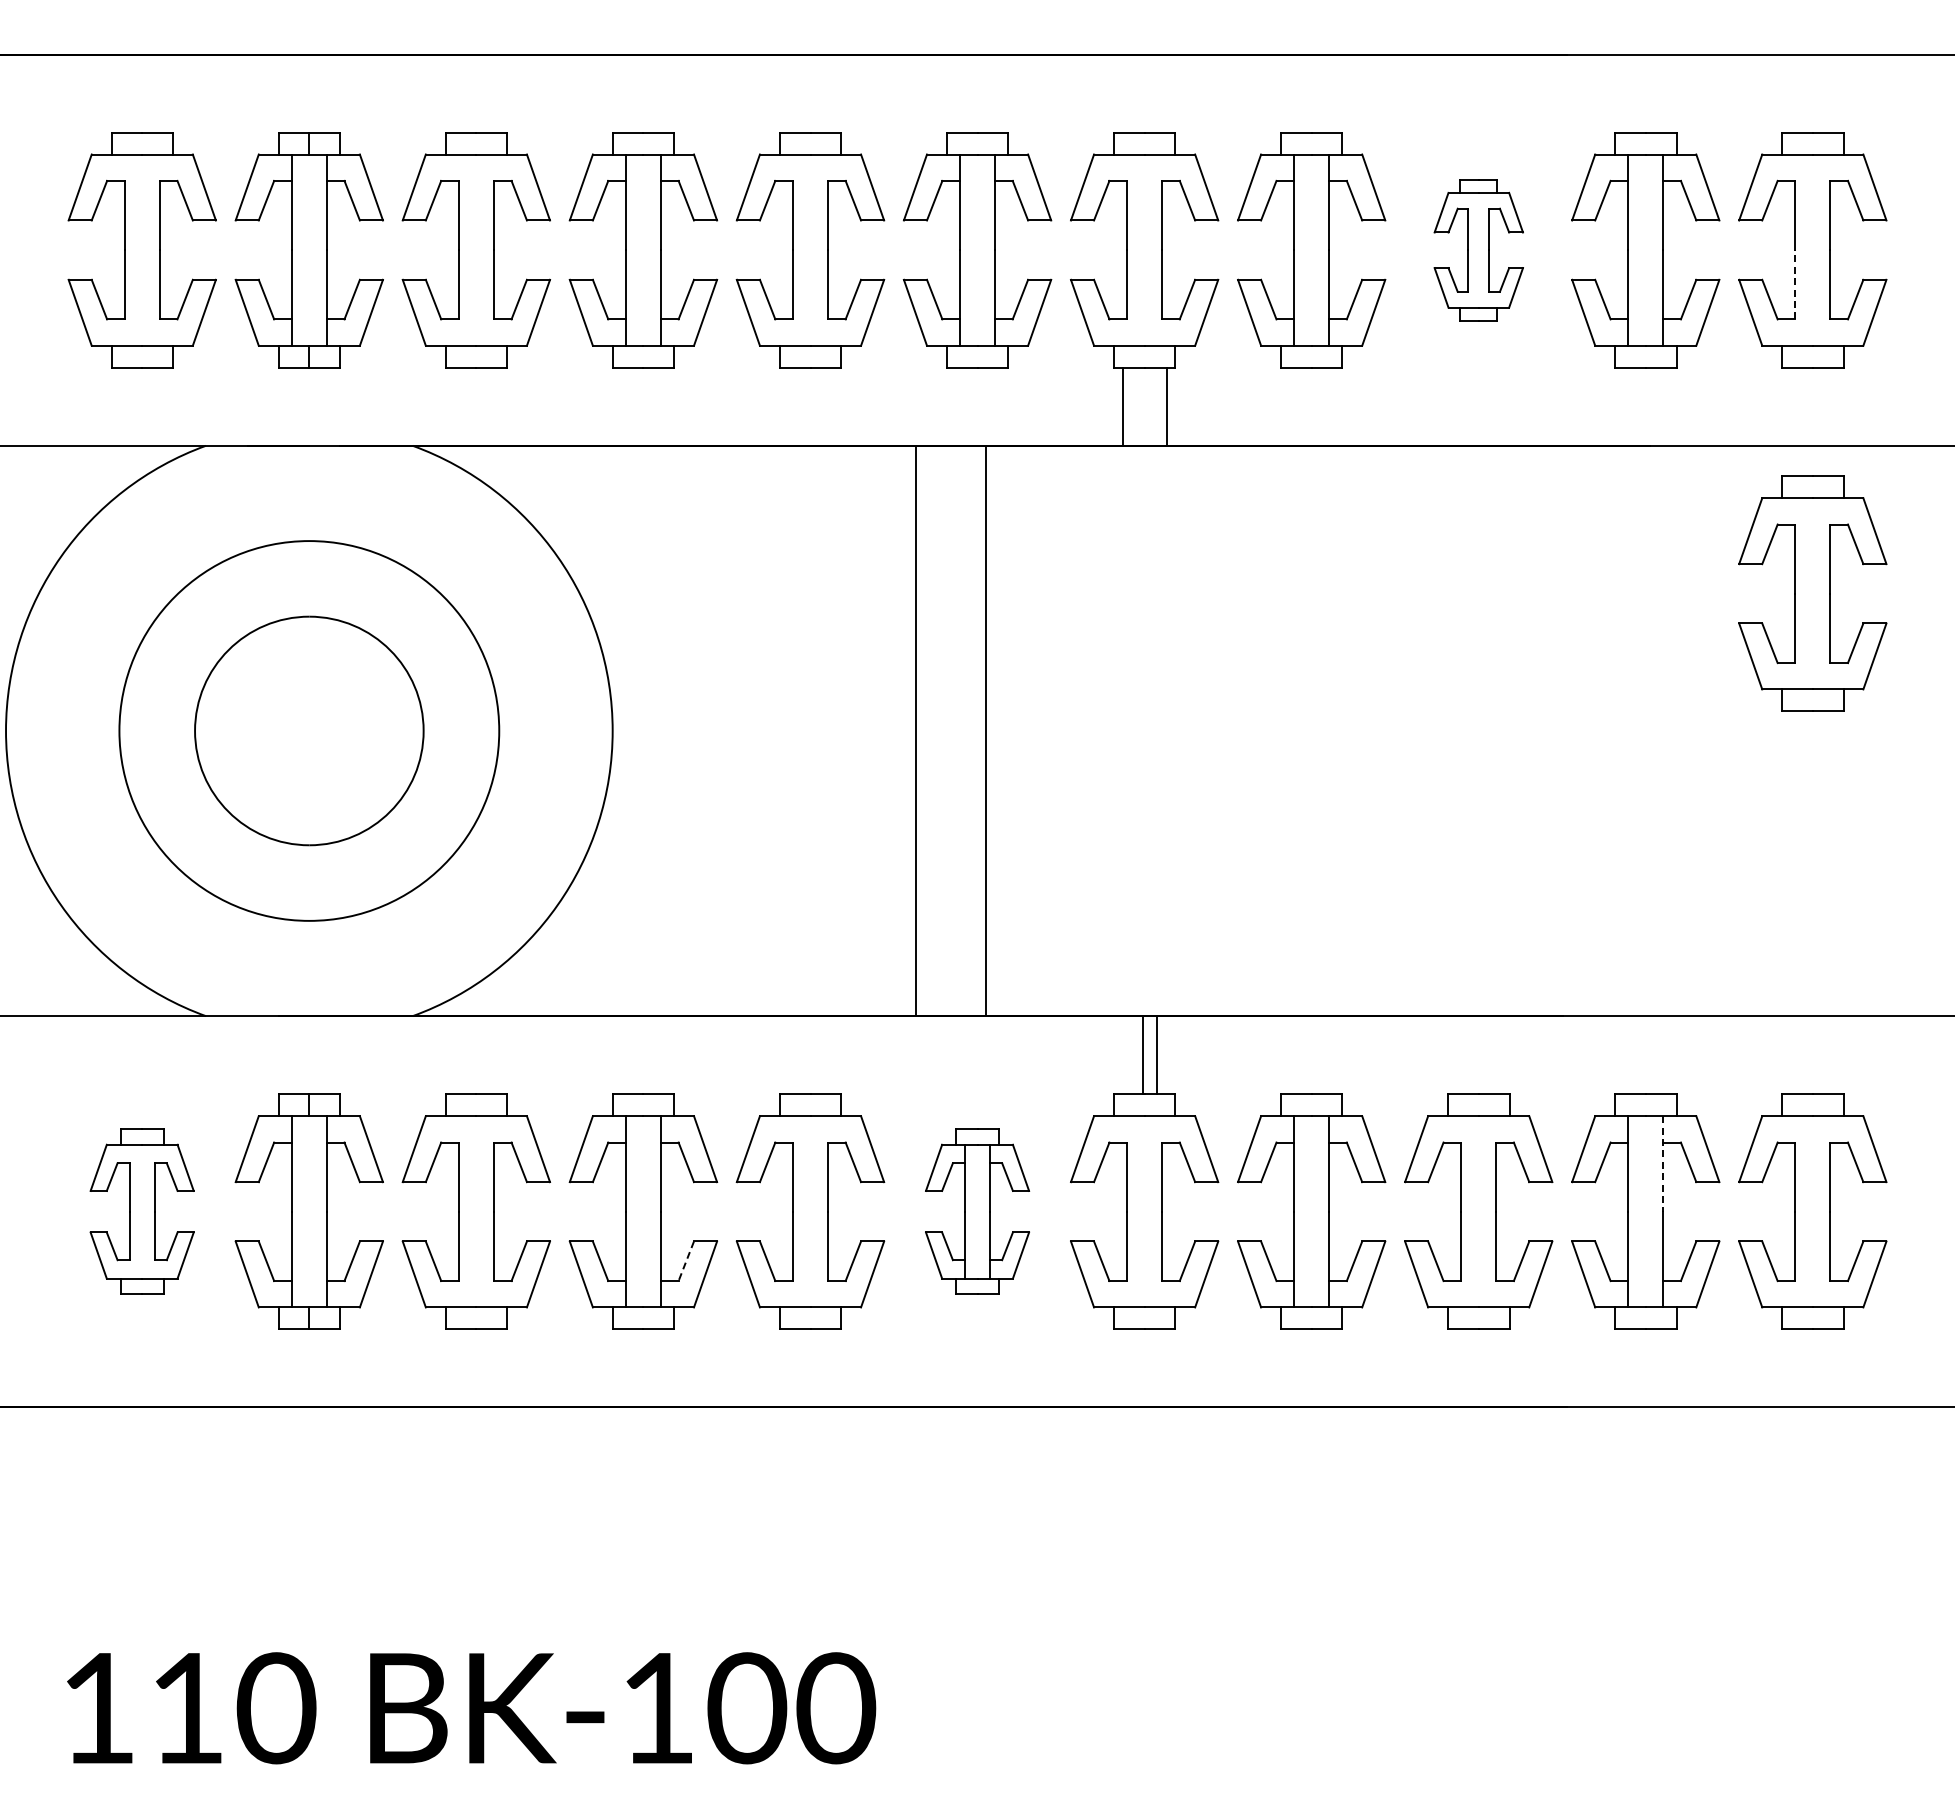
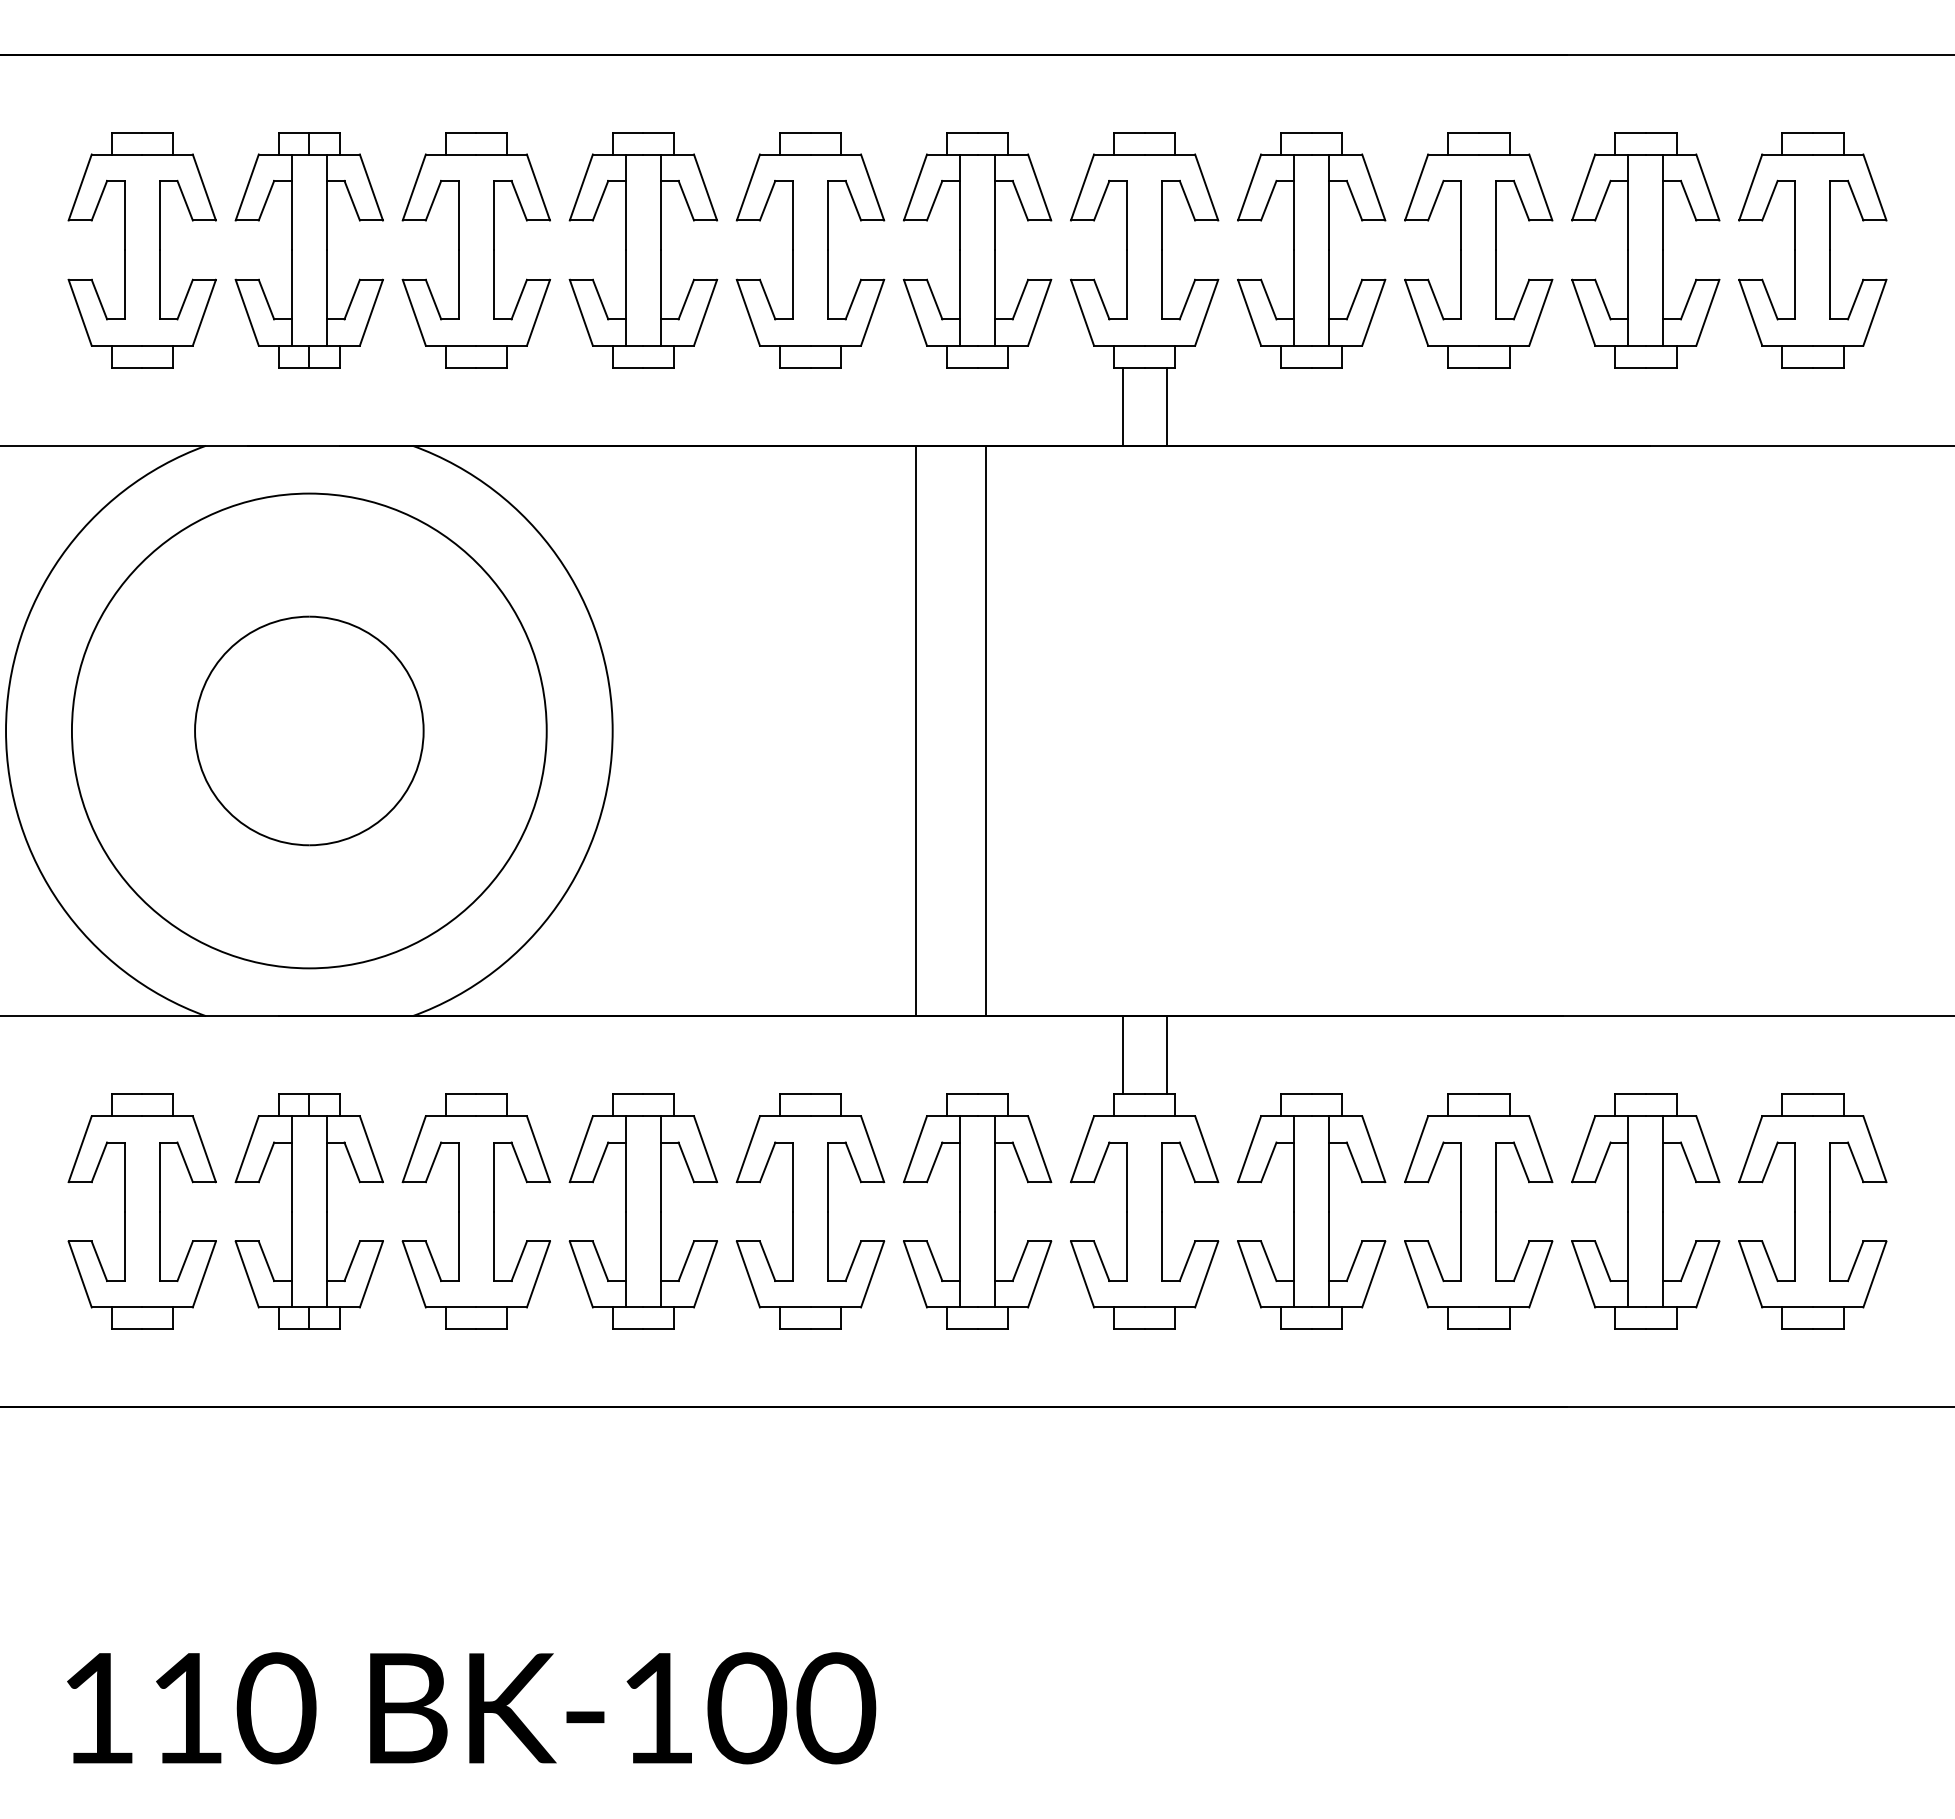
part size: 91x143 px -> 150x237 px (1478, 250)
line: dashed -> solid (1795, 284)
part: present -> none (1812, 593)
circle diameter: 380 px -> 475 px (308, 730)
line position: (1142, 1055) -> (1166, 1055) (1166, 1055)
line position: (1156, 1055) -> (1122, 1055) (1122, 1055)
line: dashed -> solid (1663, 1164)
part size: 106x167 px -> 150x237 px (141, 1211)
part size: 106x167 px -> 151x237 px (977, 1211)
line: dashed -> solid (686, 1261)
